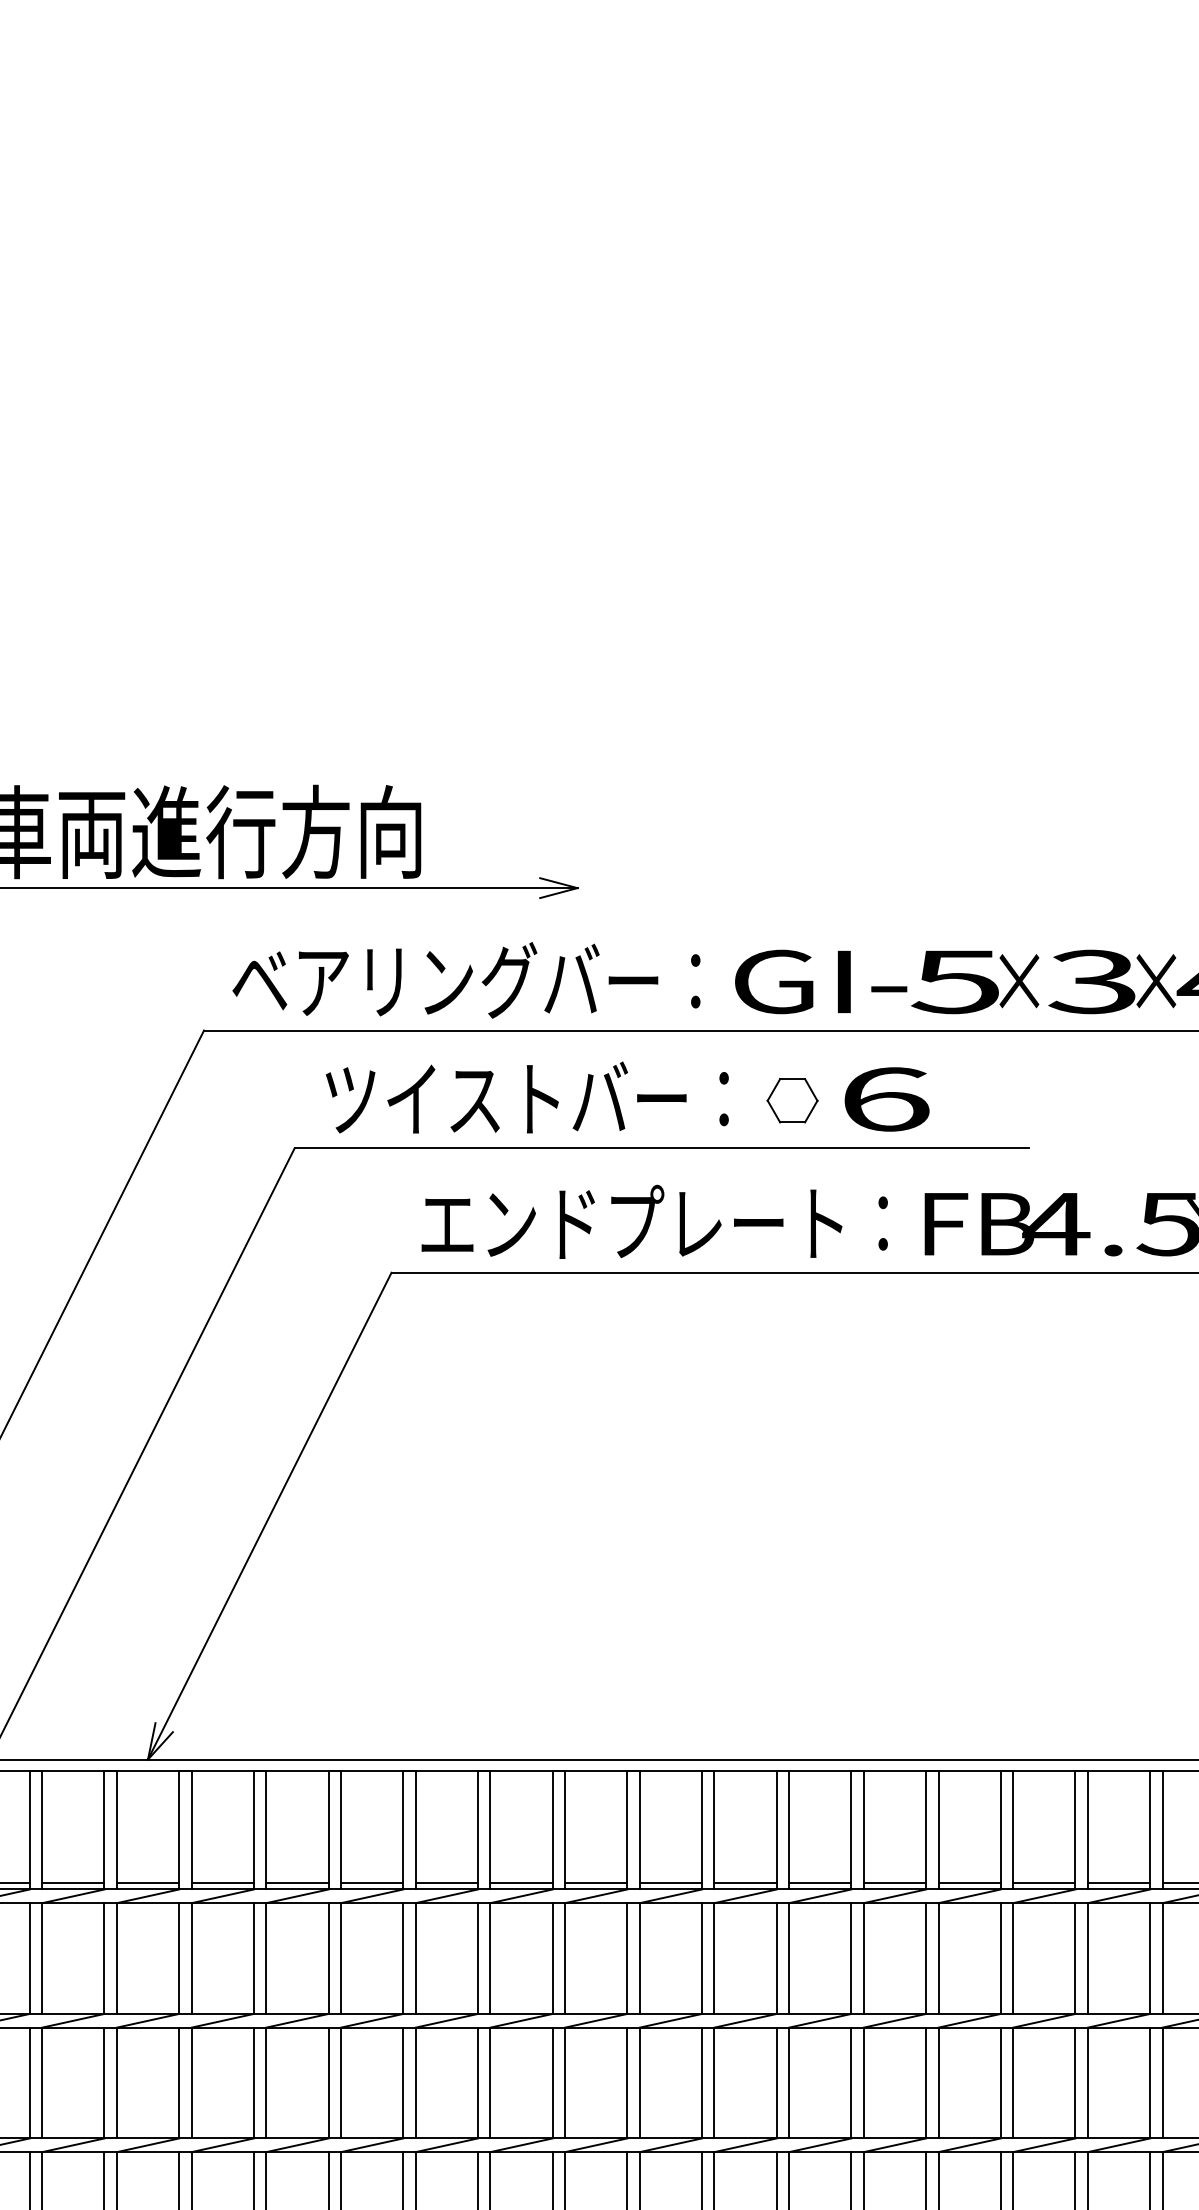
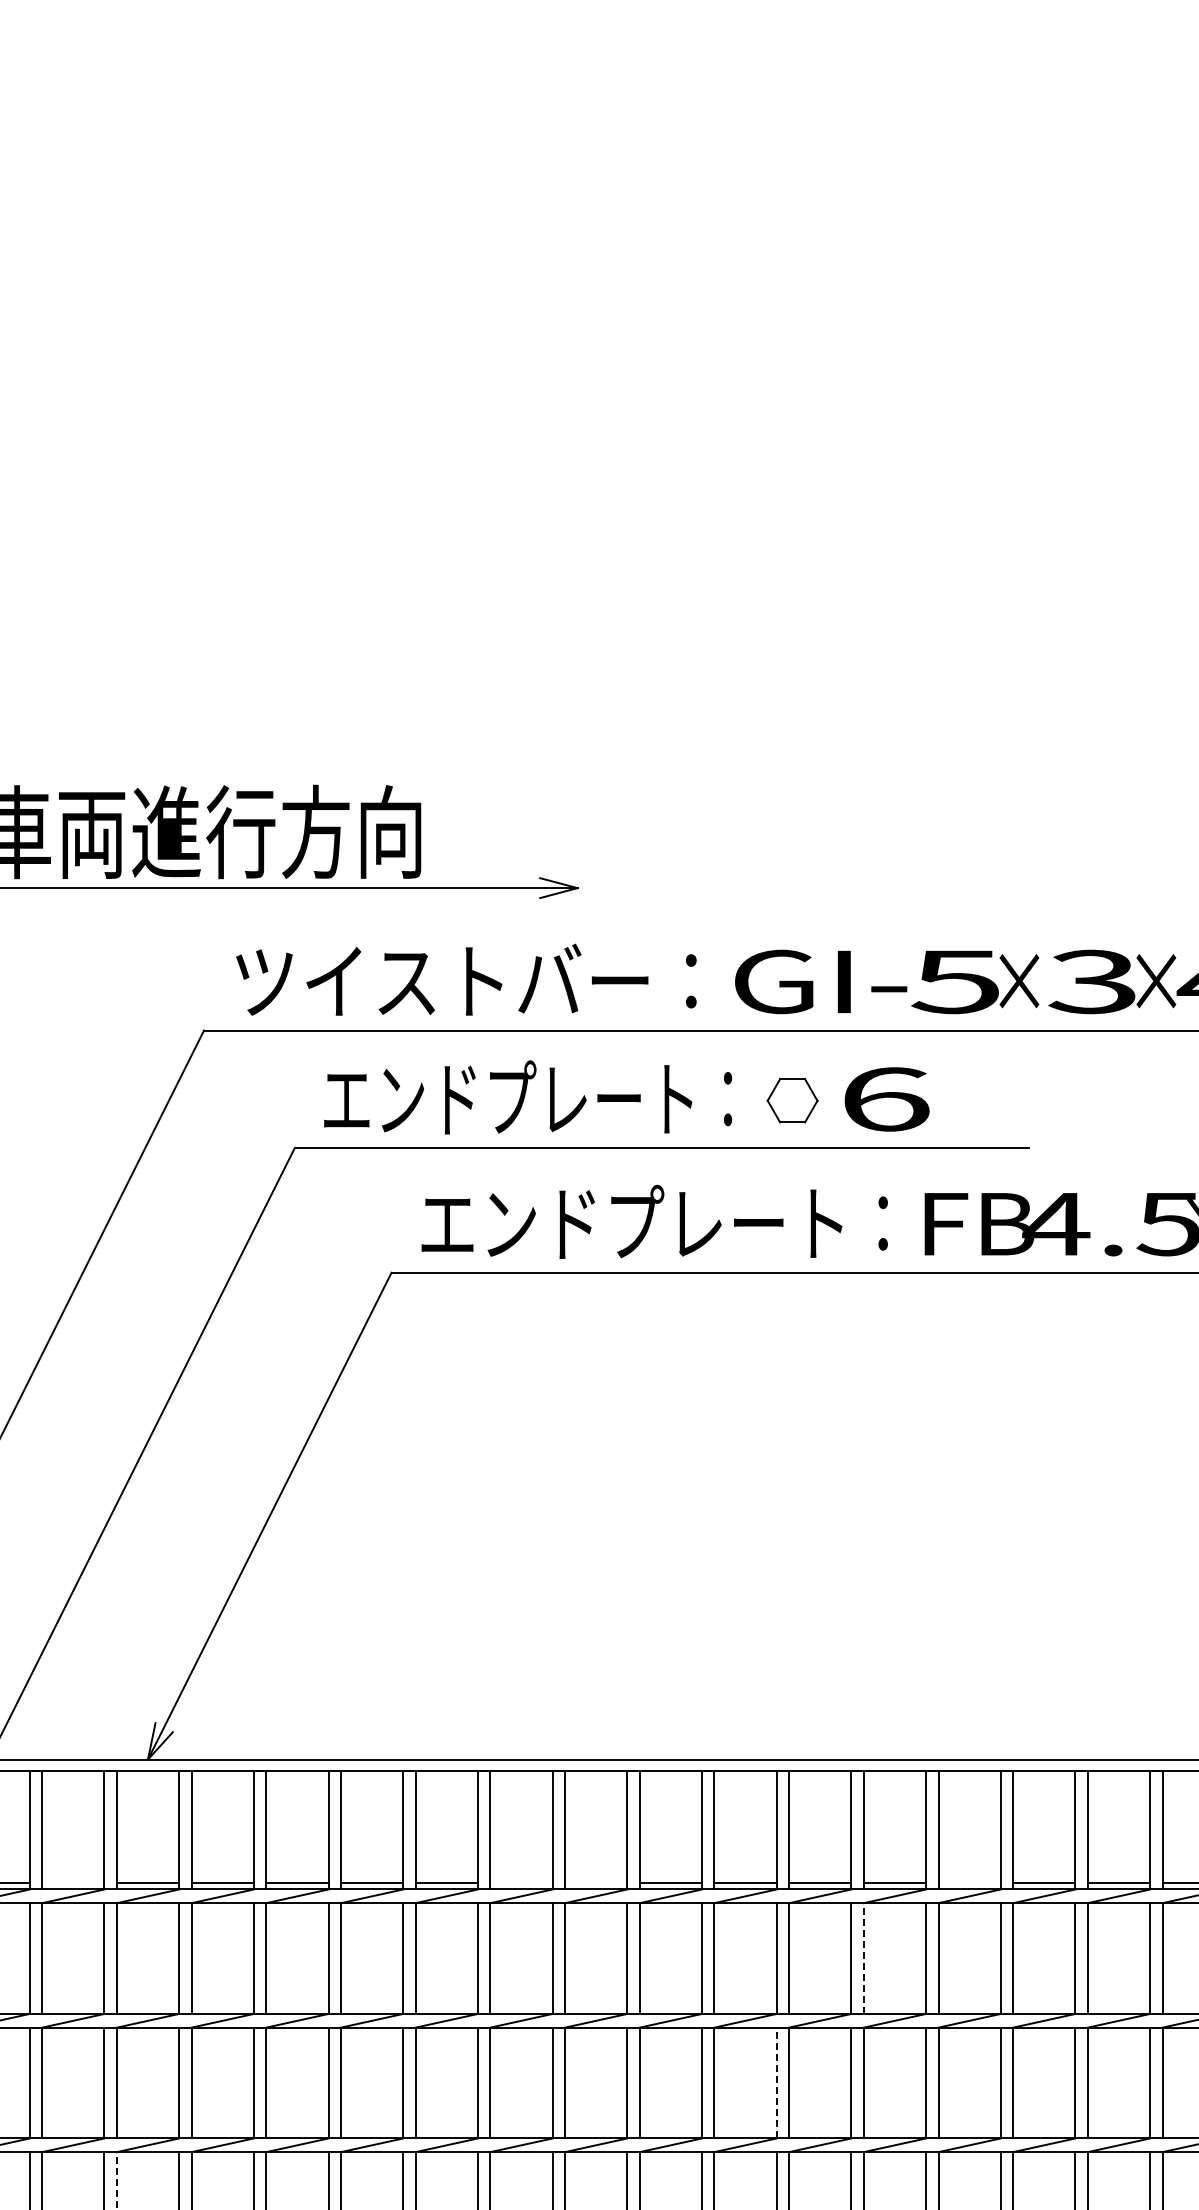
text: ベアリングバー： -> ツイストバー： (466, 980)
text: ツイストバー： -> エンドプレート： (528, 1097)
line: present -> none (73, 1882)
line: present -> none (521, 1882)
line: present -> none (596, 1882)
line: present -> none (969, 1882)
line: solid -> dashed (863, 1958)
line: solid -> dashed (776, 2082)
line: solid -> dashed (116, 2180)
